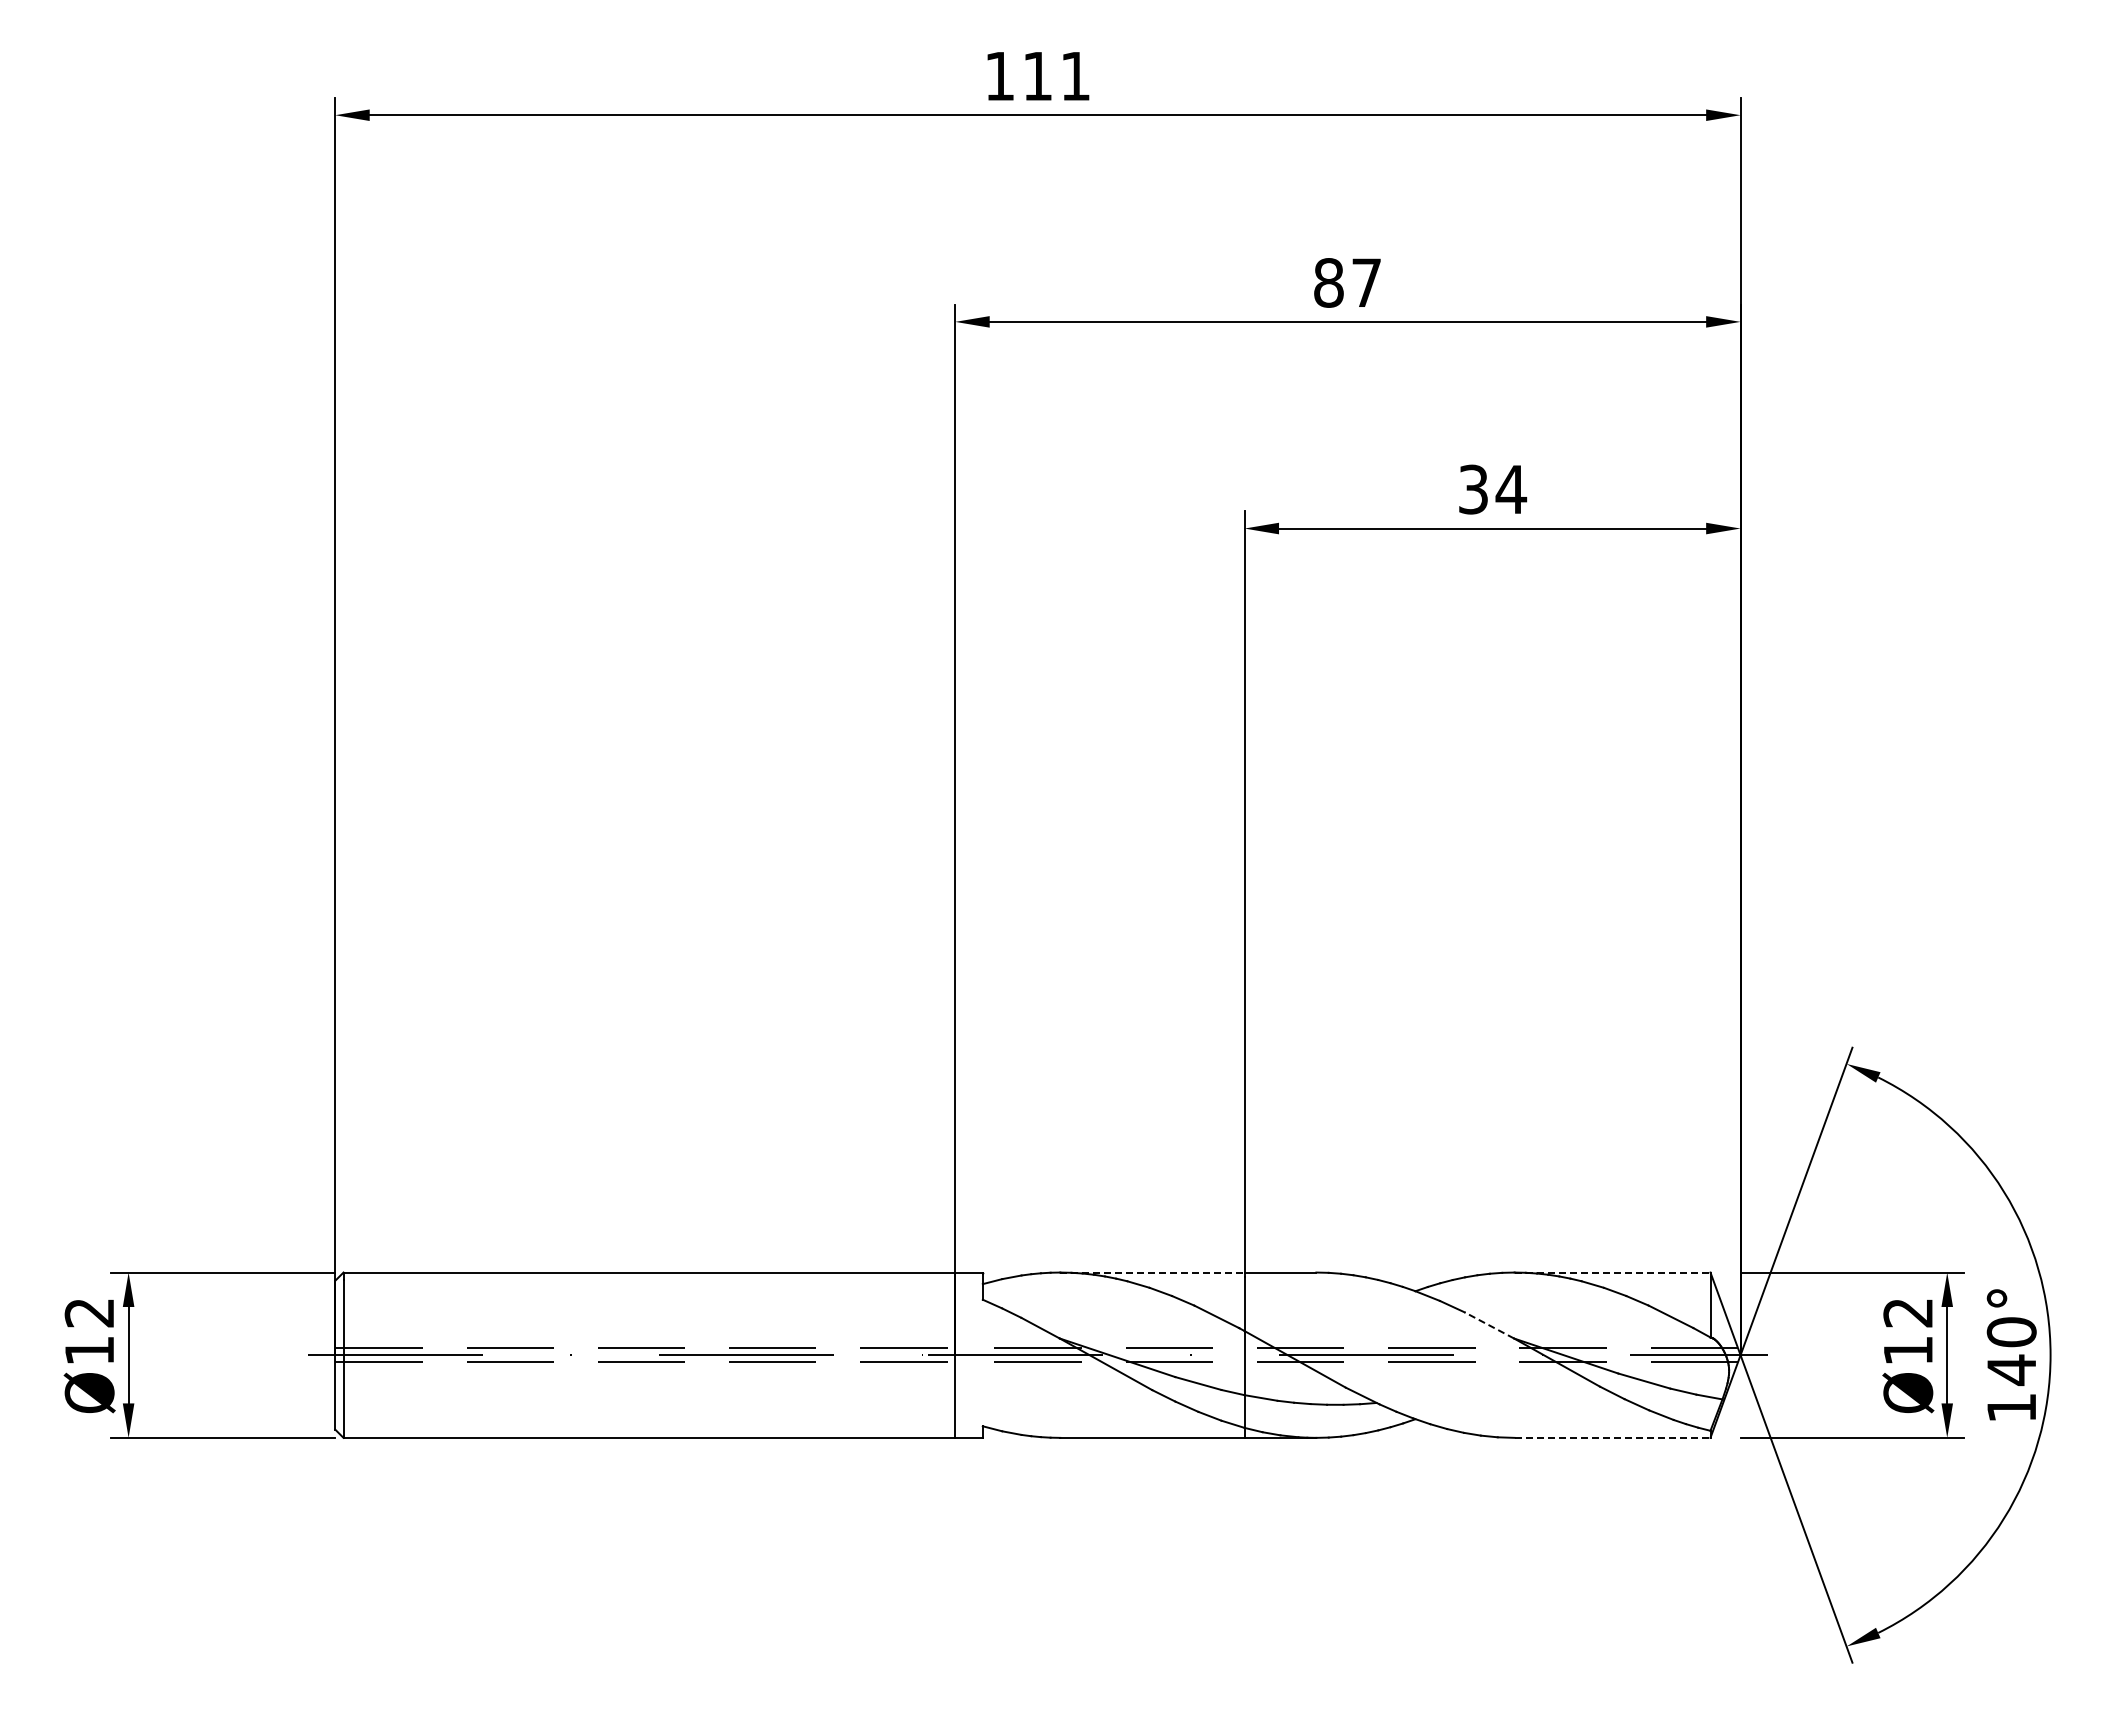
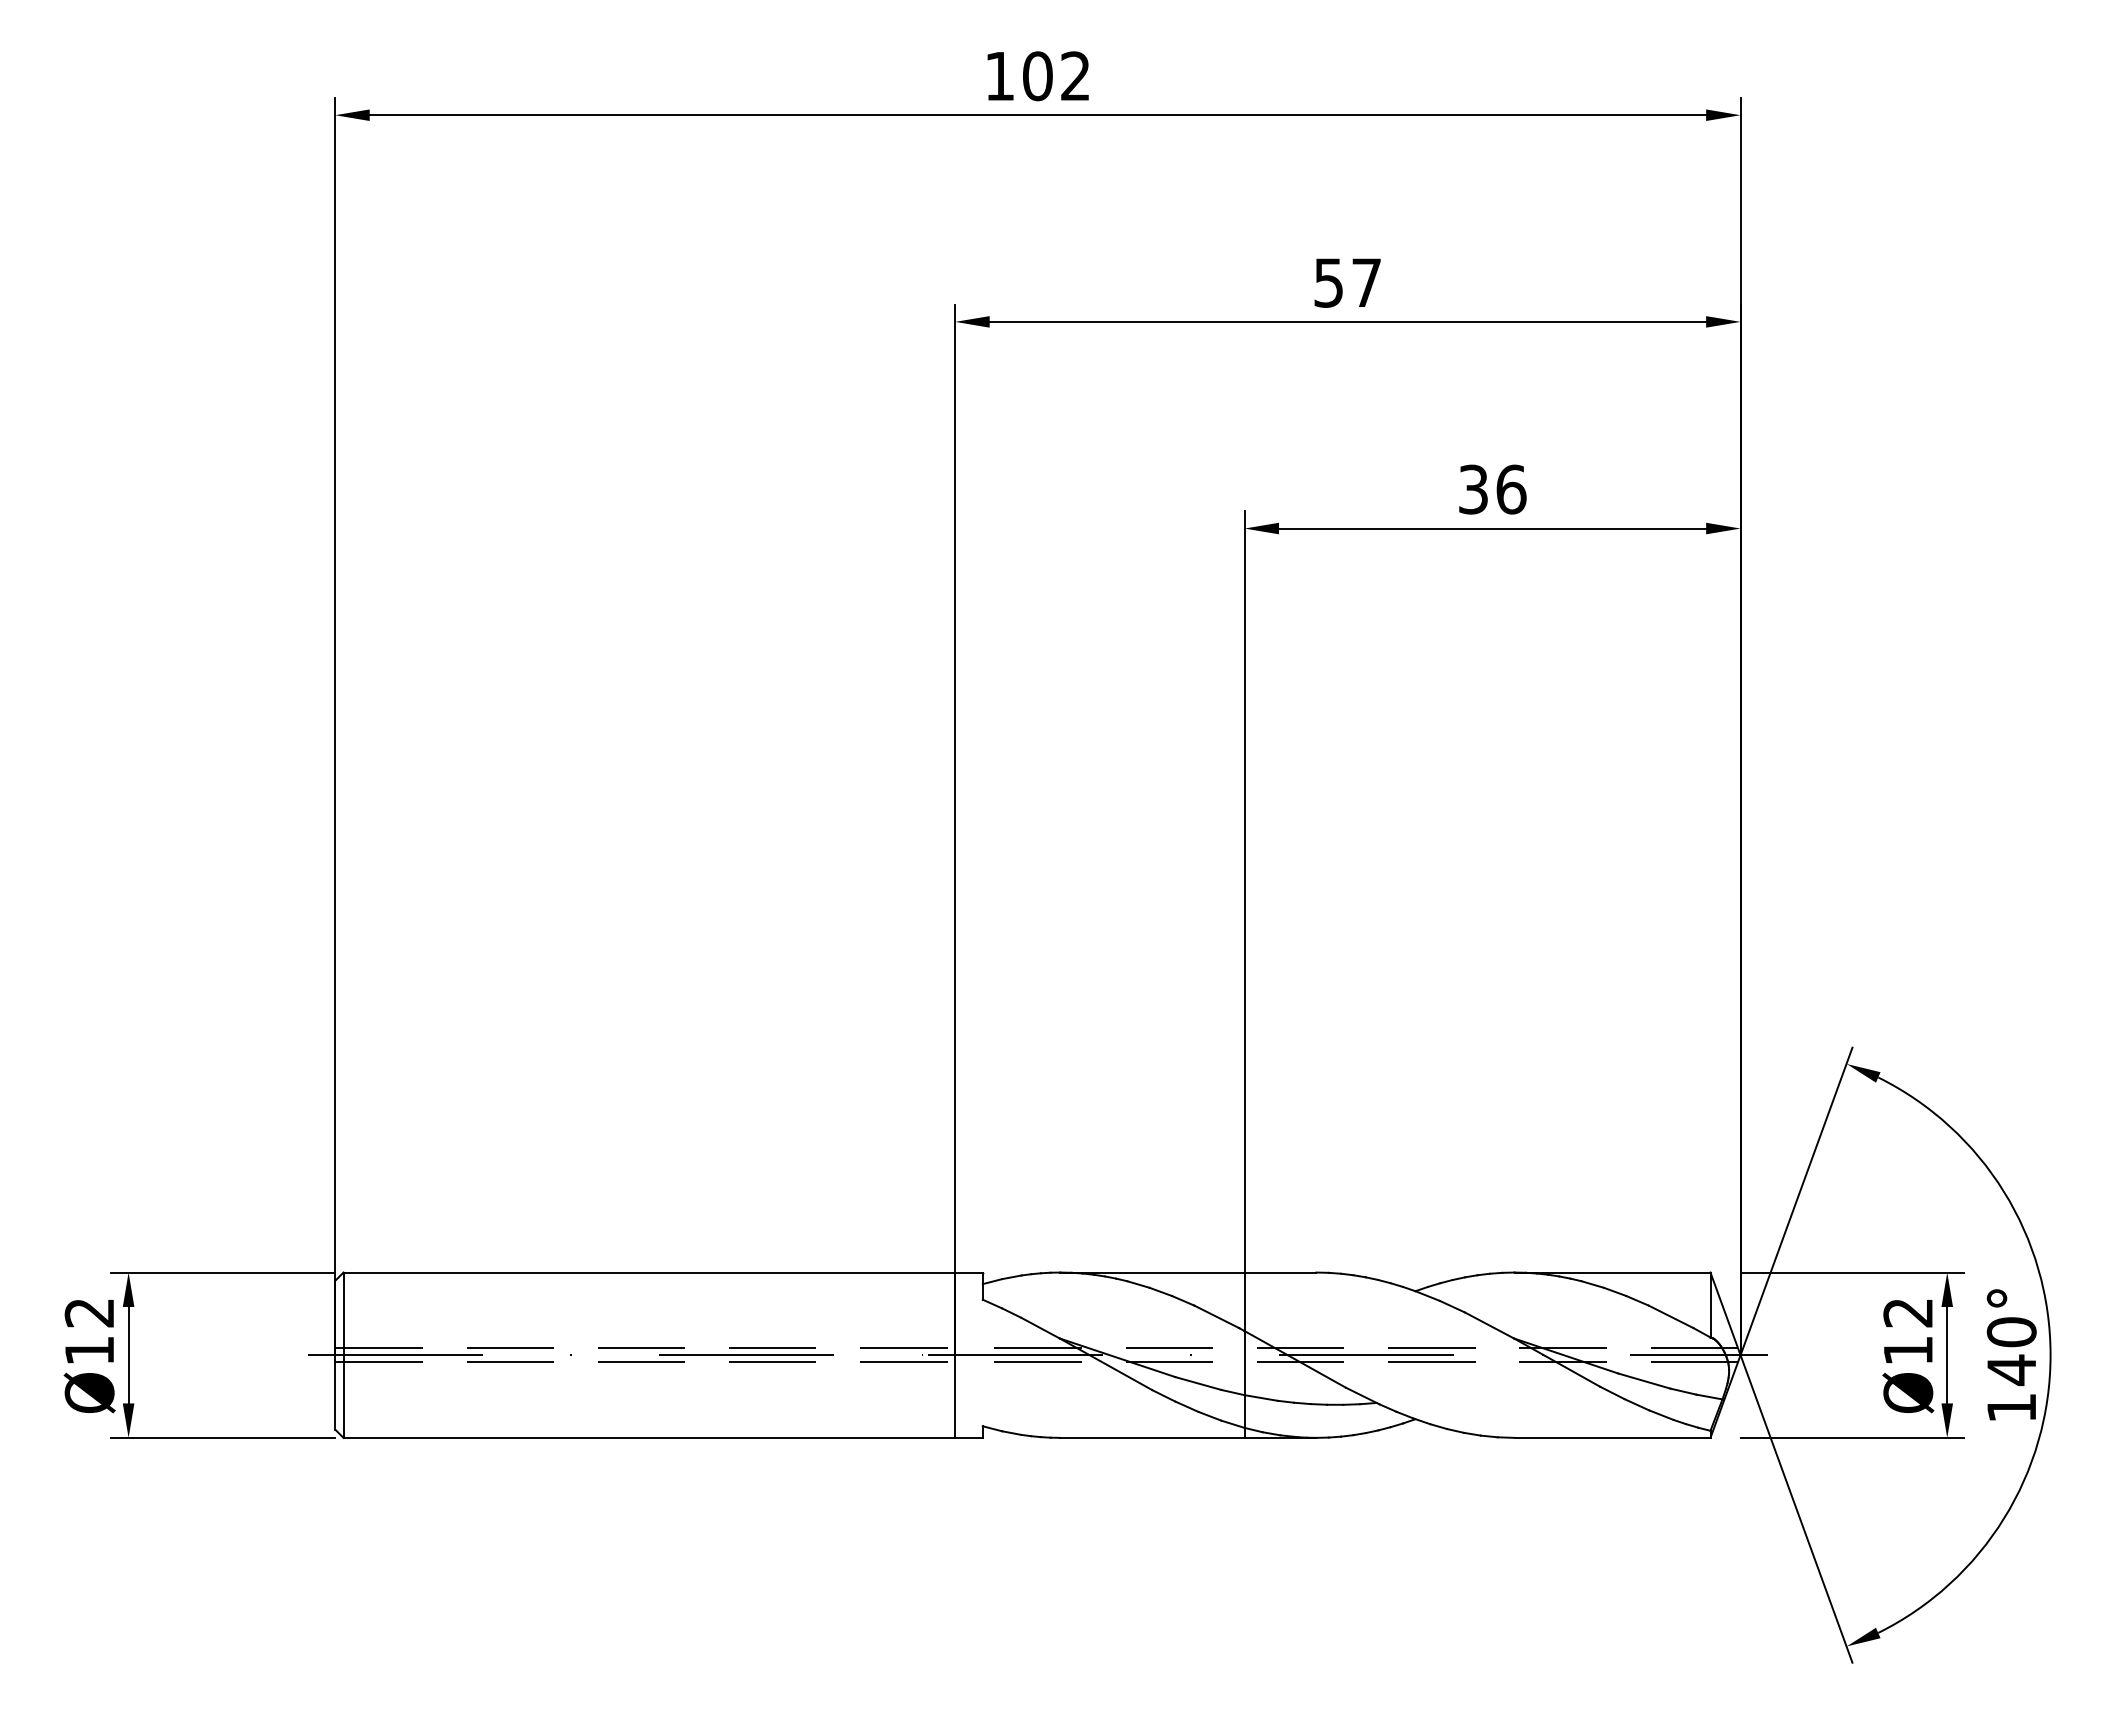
text: 111 -> 102 (1056, 76)
text: 87 -> 57 (1328, 282)
text: 34 -> 36 (1511, 489)
line: dashed -> solid (1152, 1272)
line: dashed -> solid (1612, 1272)
line: dashed -> solid (1489, 1325)
line: dashed -> solid (1612, 1437)
